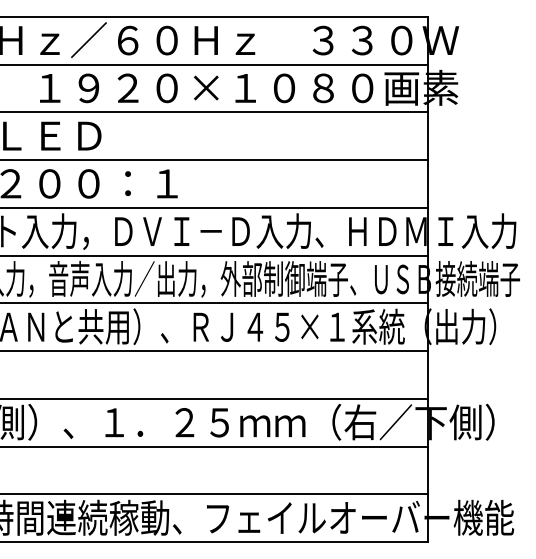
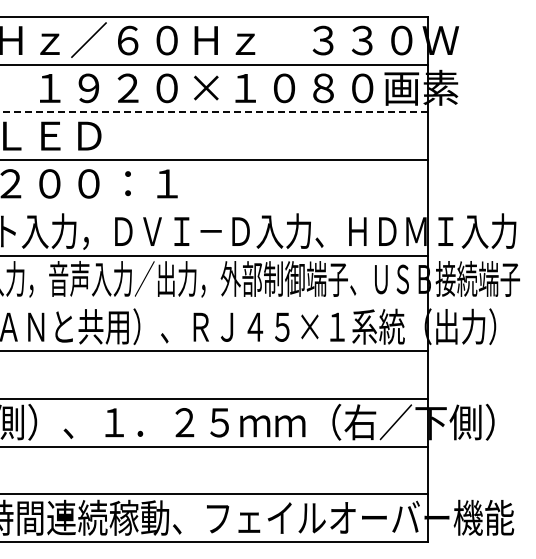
line: solid -> dashed (213, 112)
line: present -> none (214, 207)
line: present -> none (214, 303)
